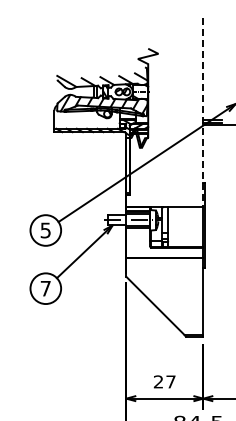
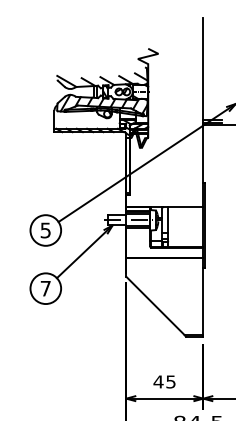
line: dashed -> solid (203, 112)
text: 27 -> 45 (164, 381)
